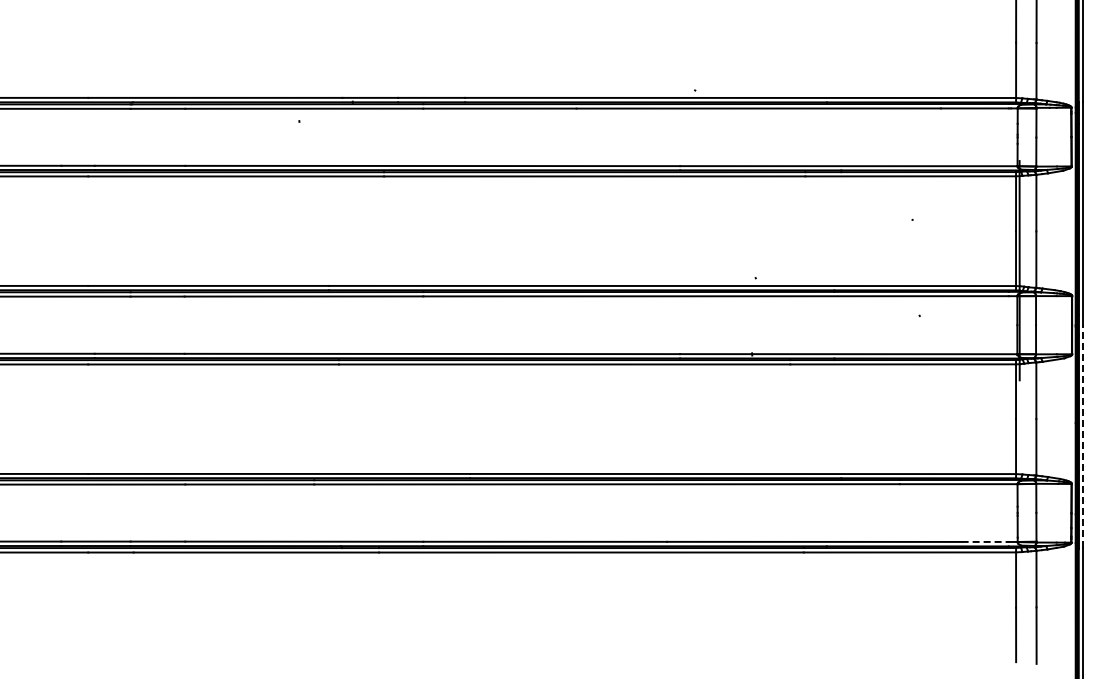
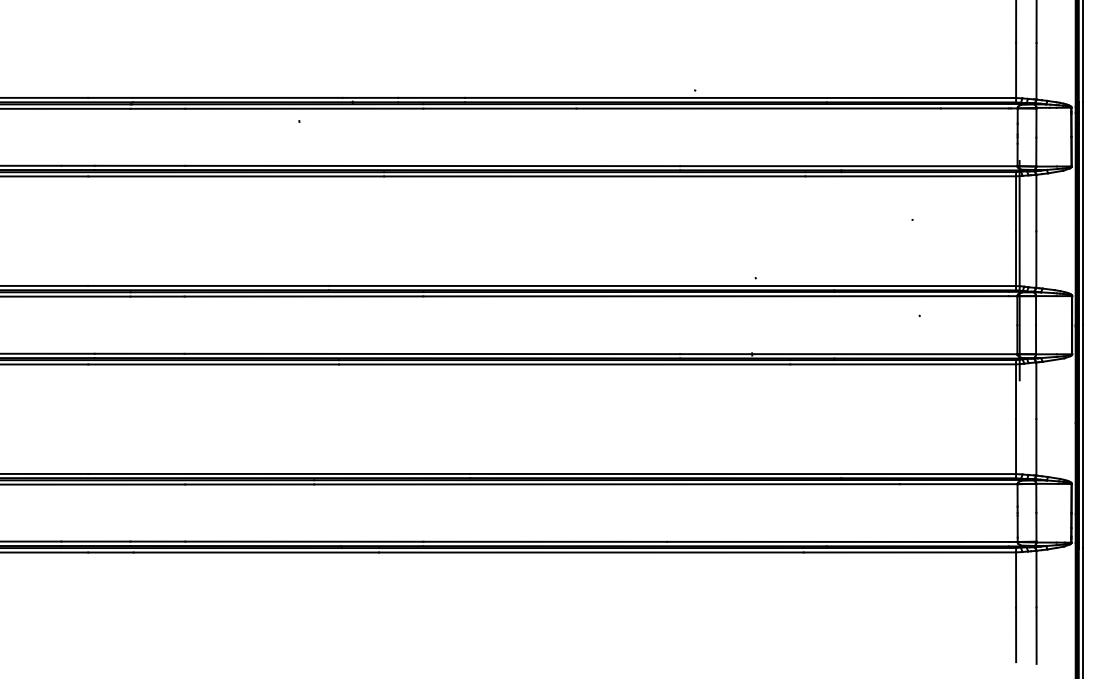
line: dashed -> solid (1083, 436)
line: dashed -> solid (985, 541)
